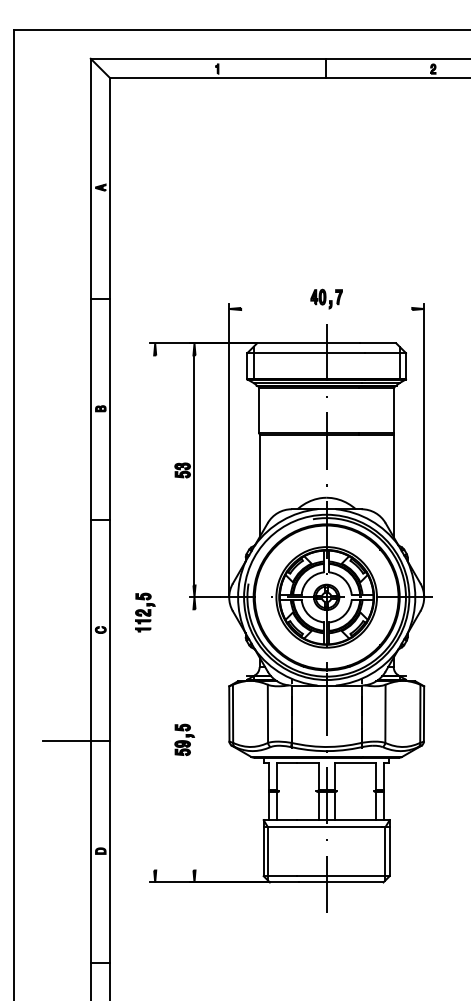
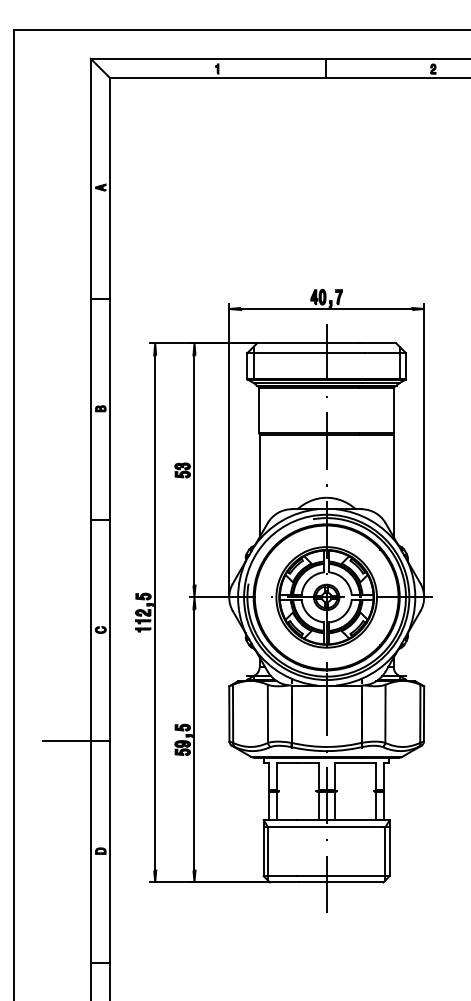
line: none -> present (326, 309)
line: none -> present (155, 612)
line: none -> present (194, 739)
